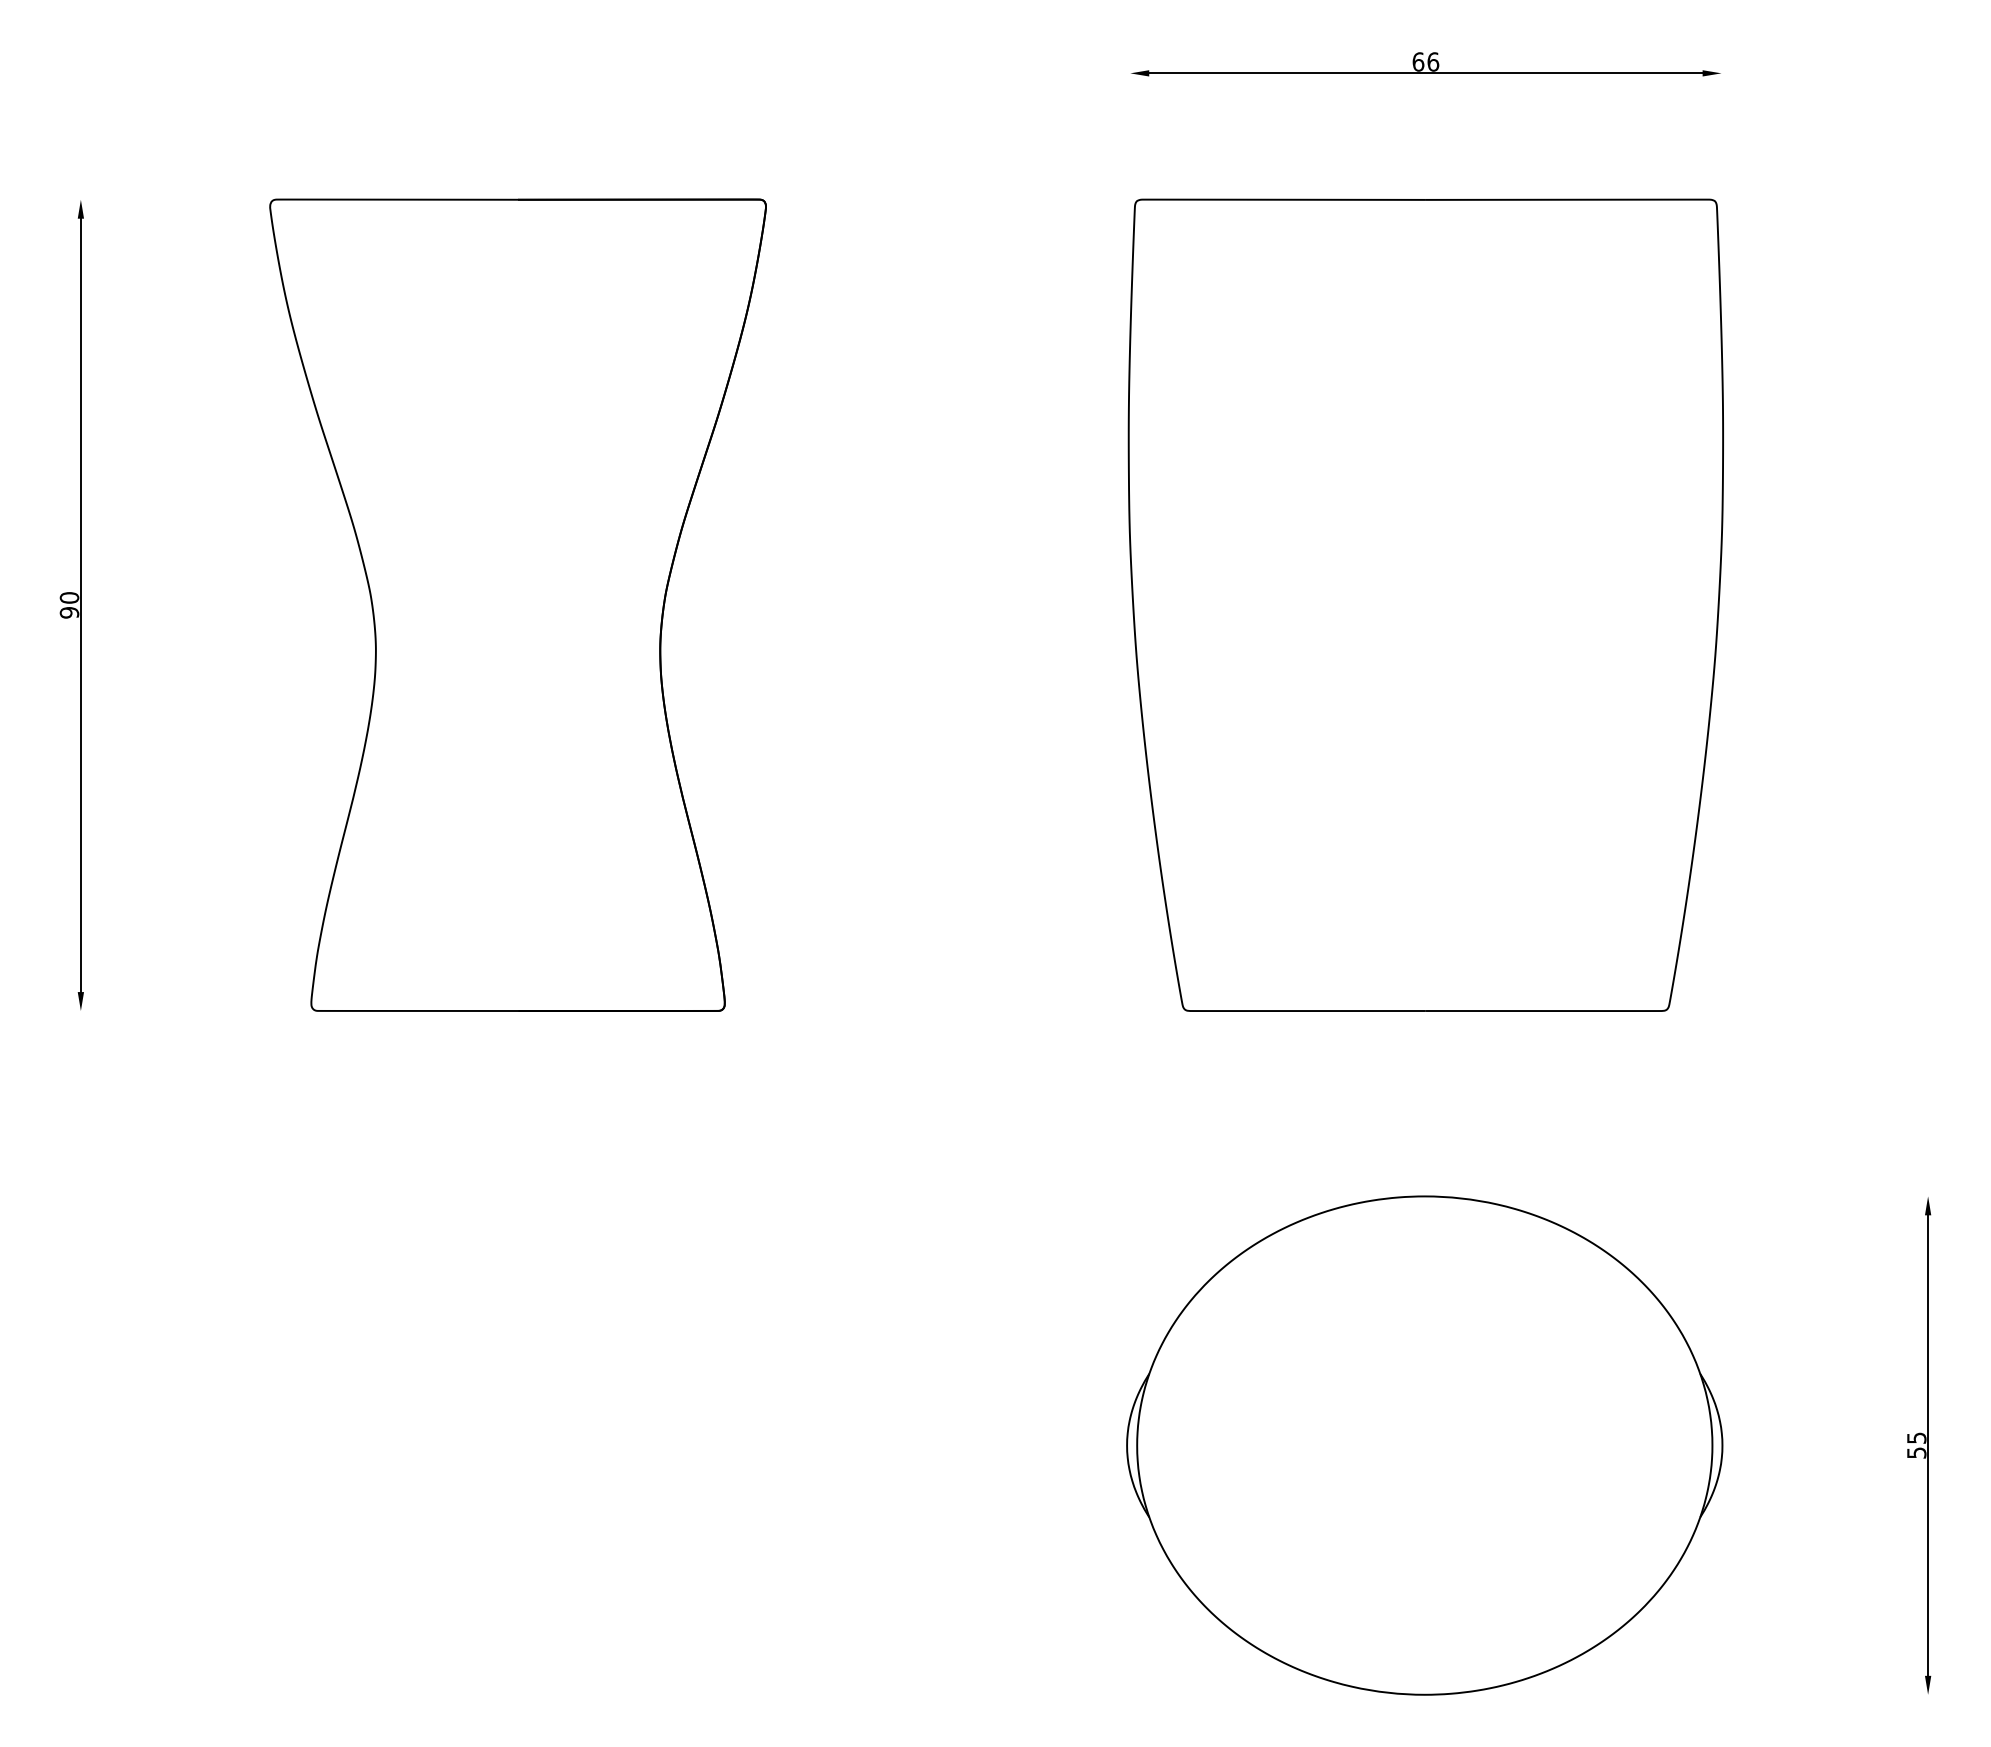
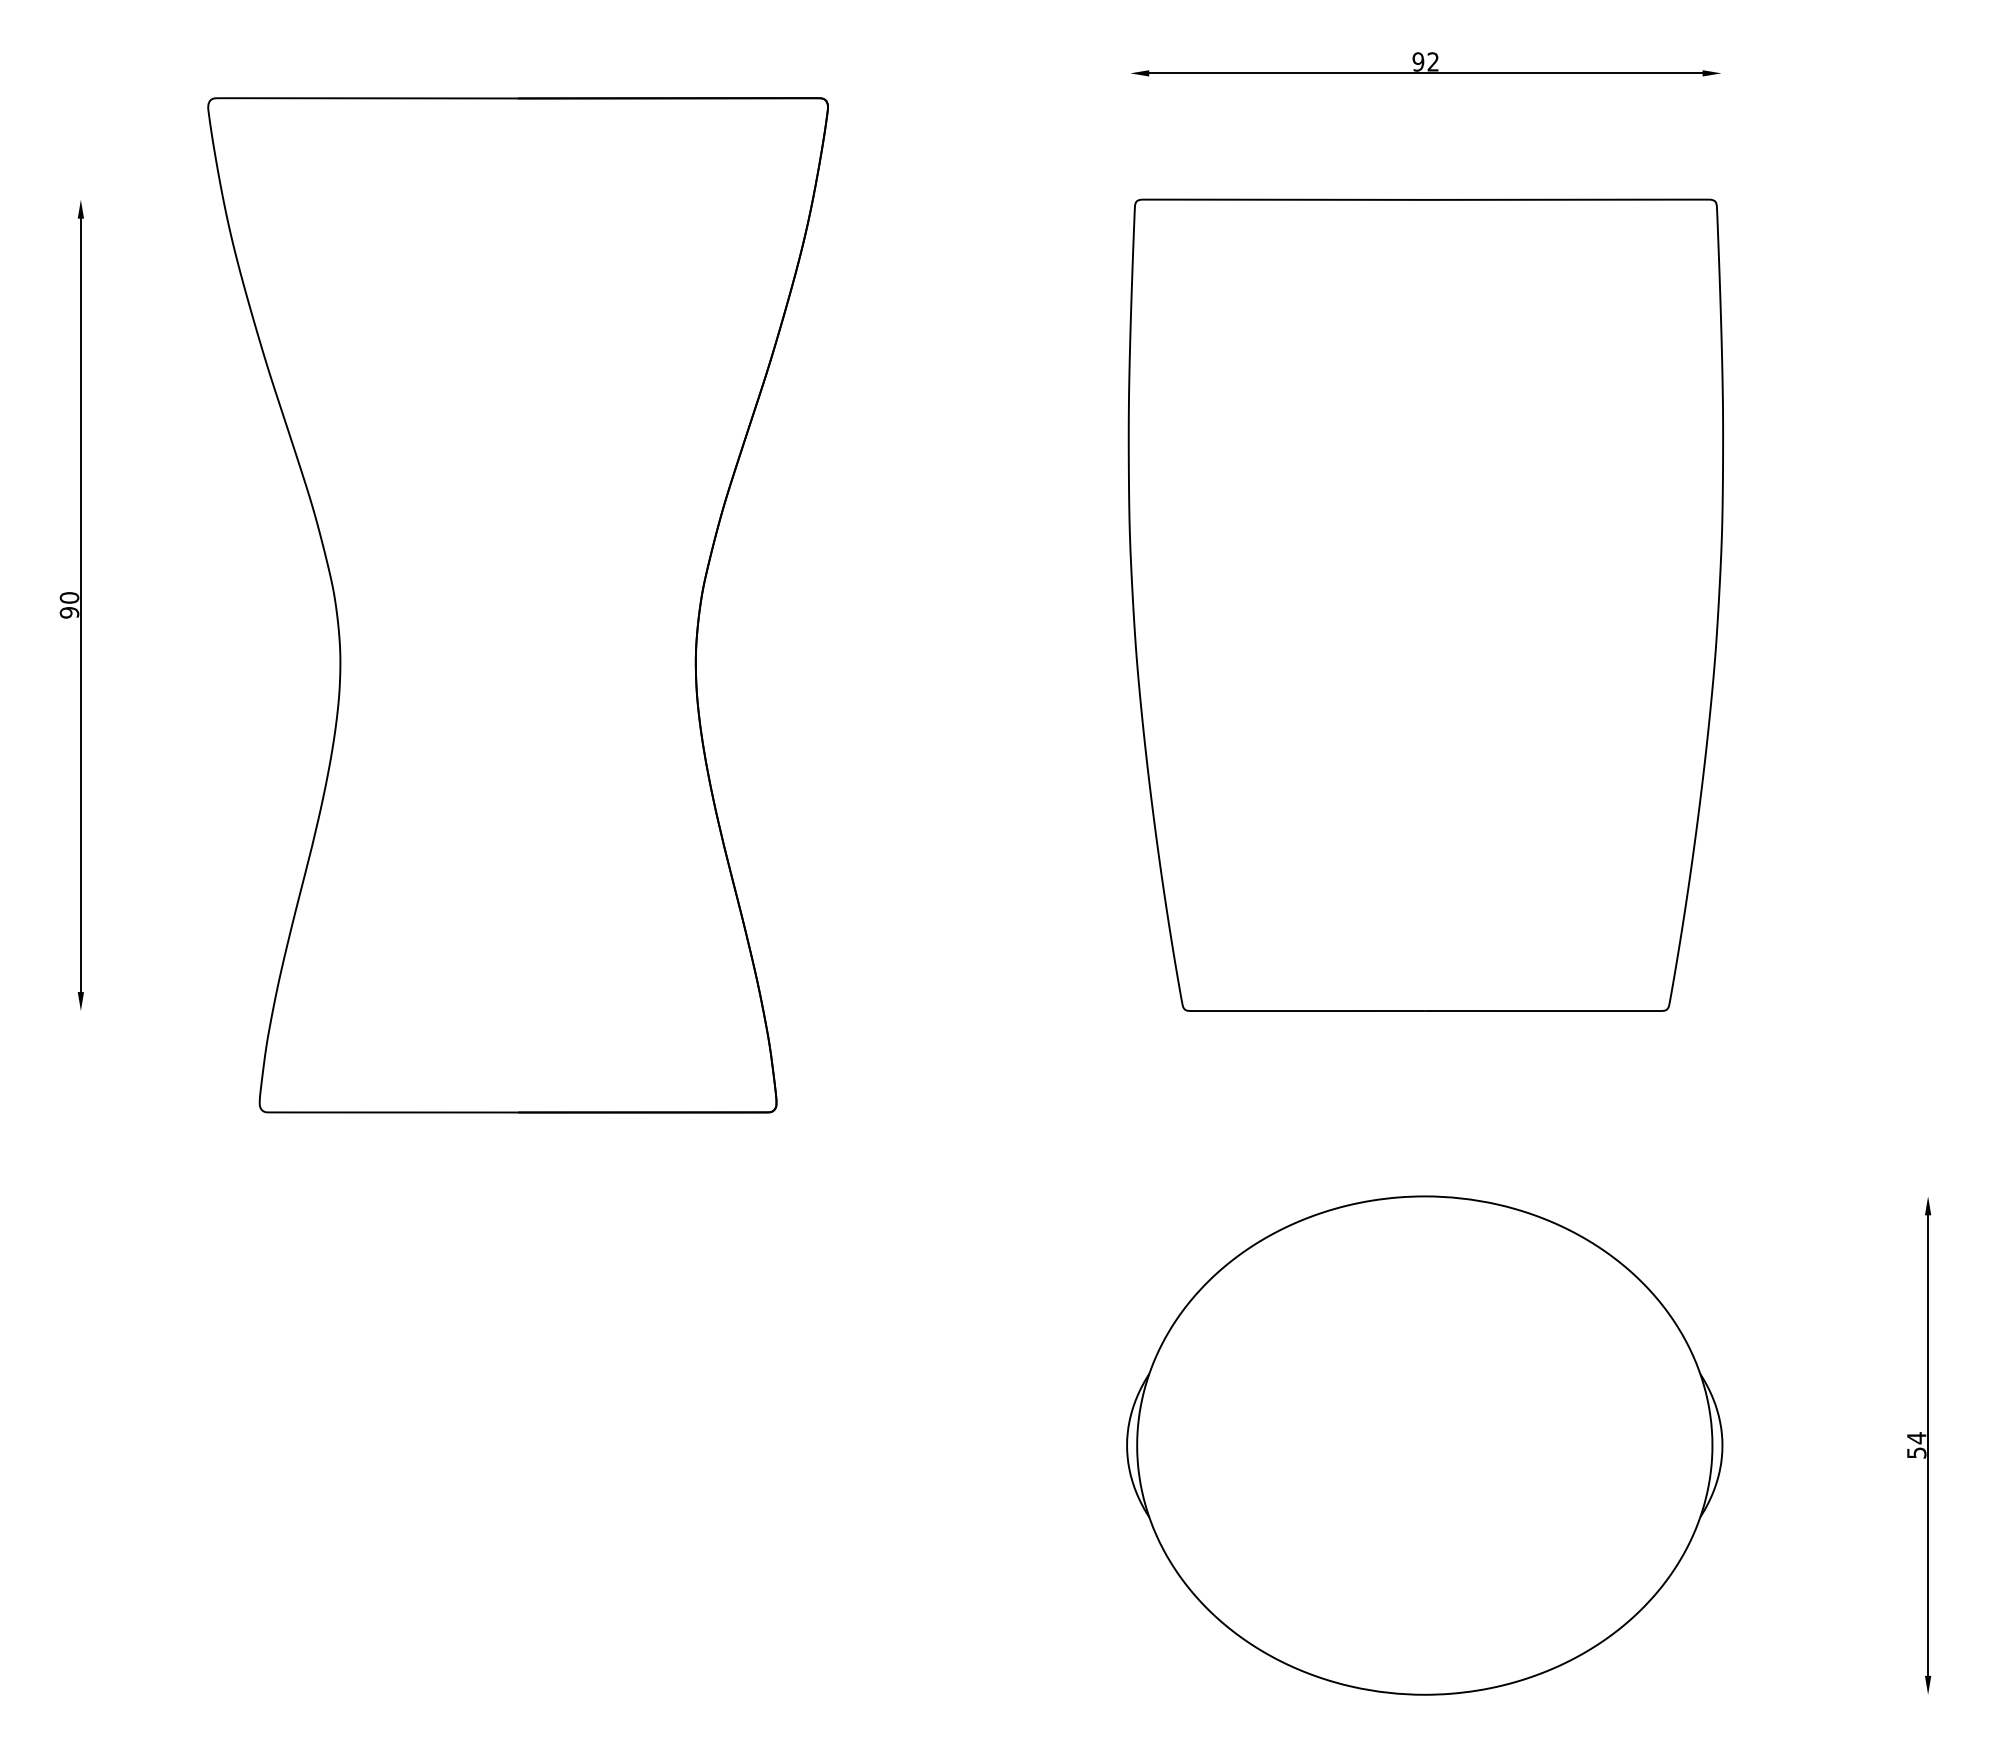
text: 66 -> 92 (1425, 61)
part size: 498x814 px -> 622x1017 px (517, 605)
text: 55 -> 54 (1916, 1438)
